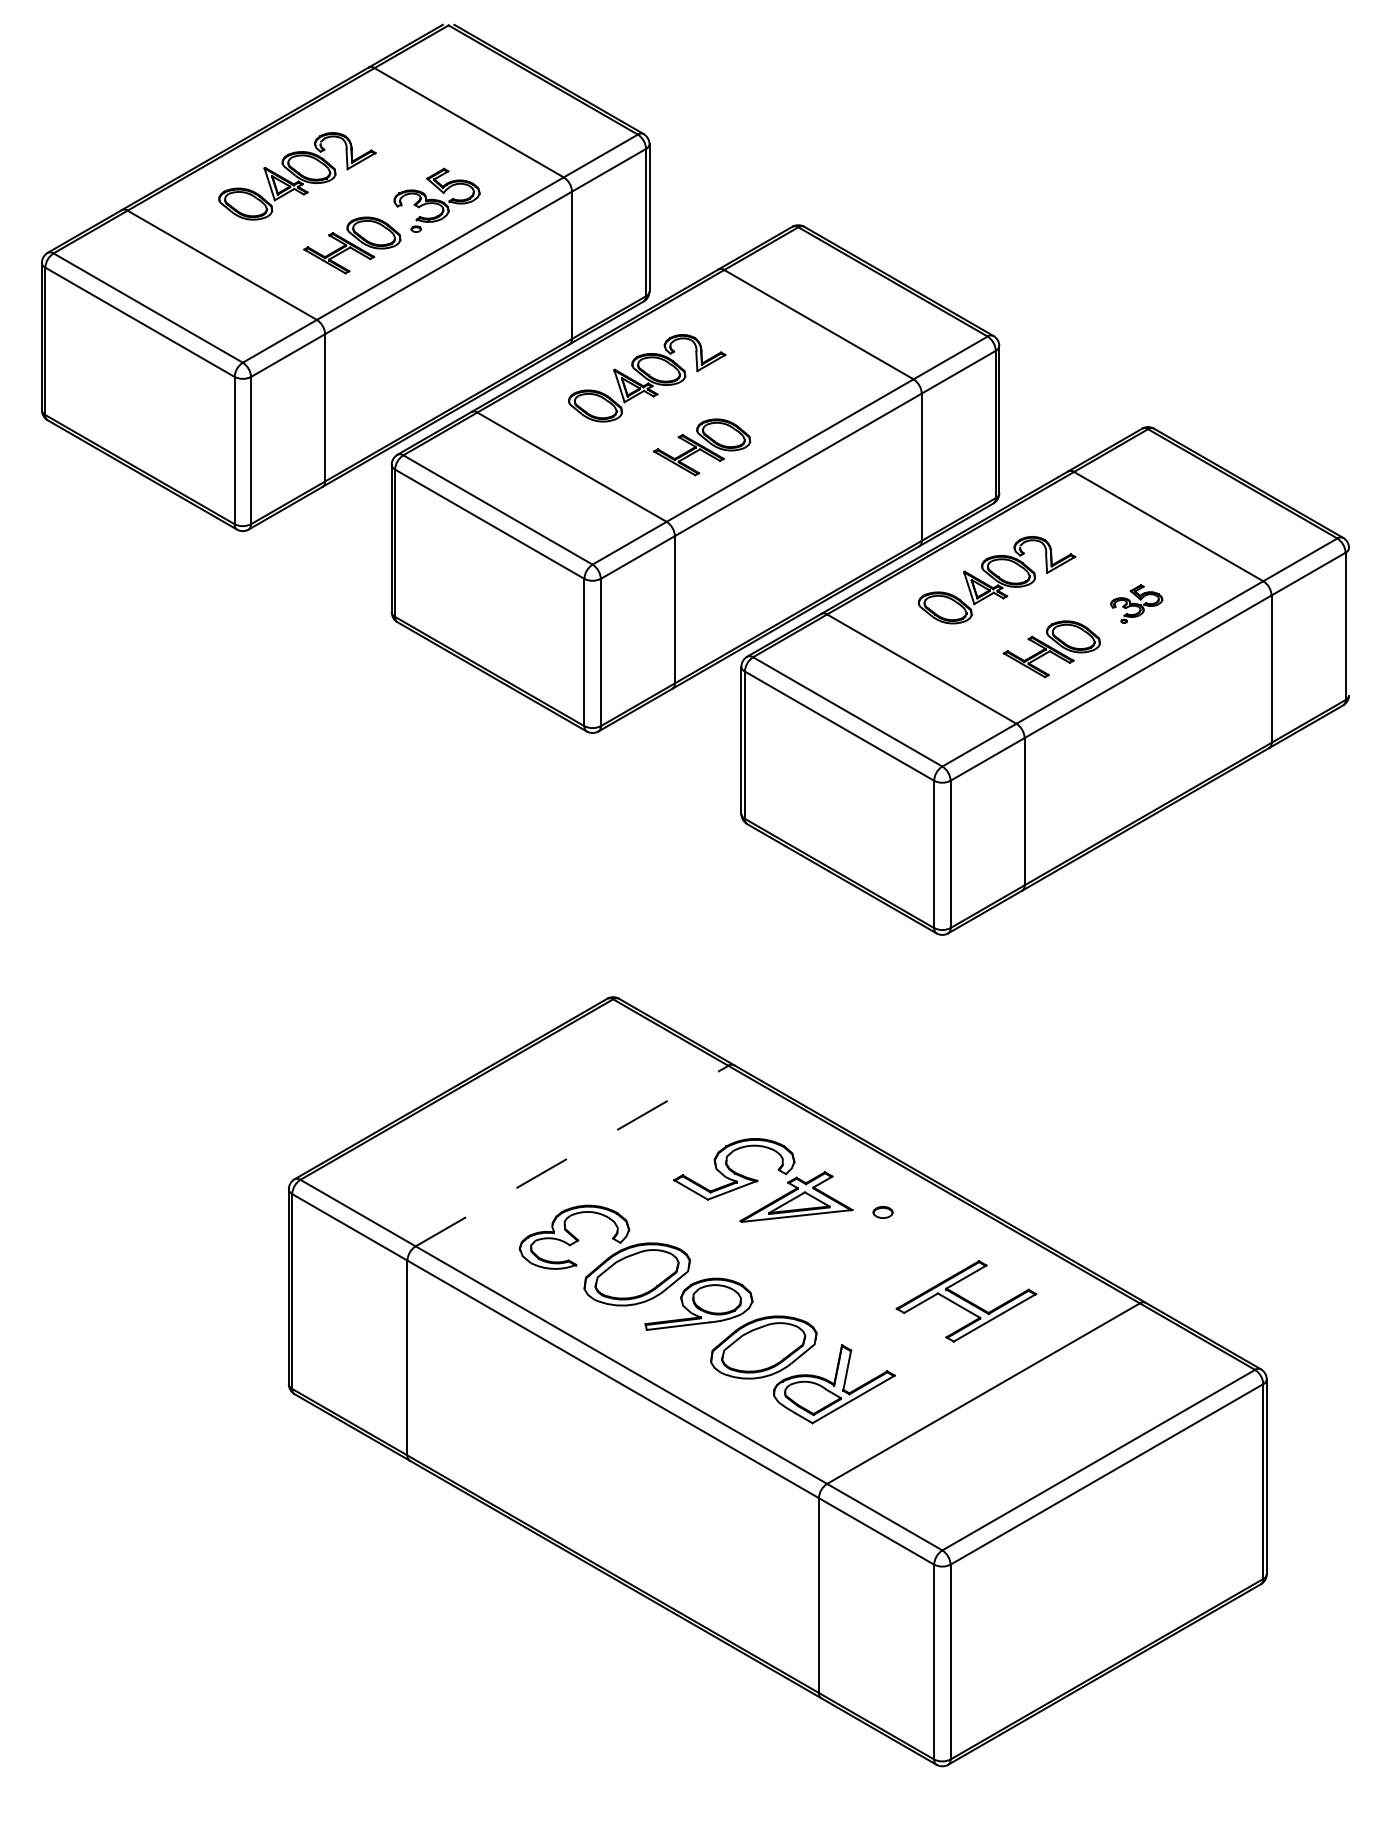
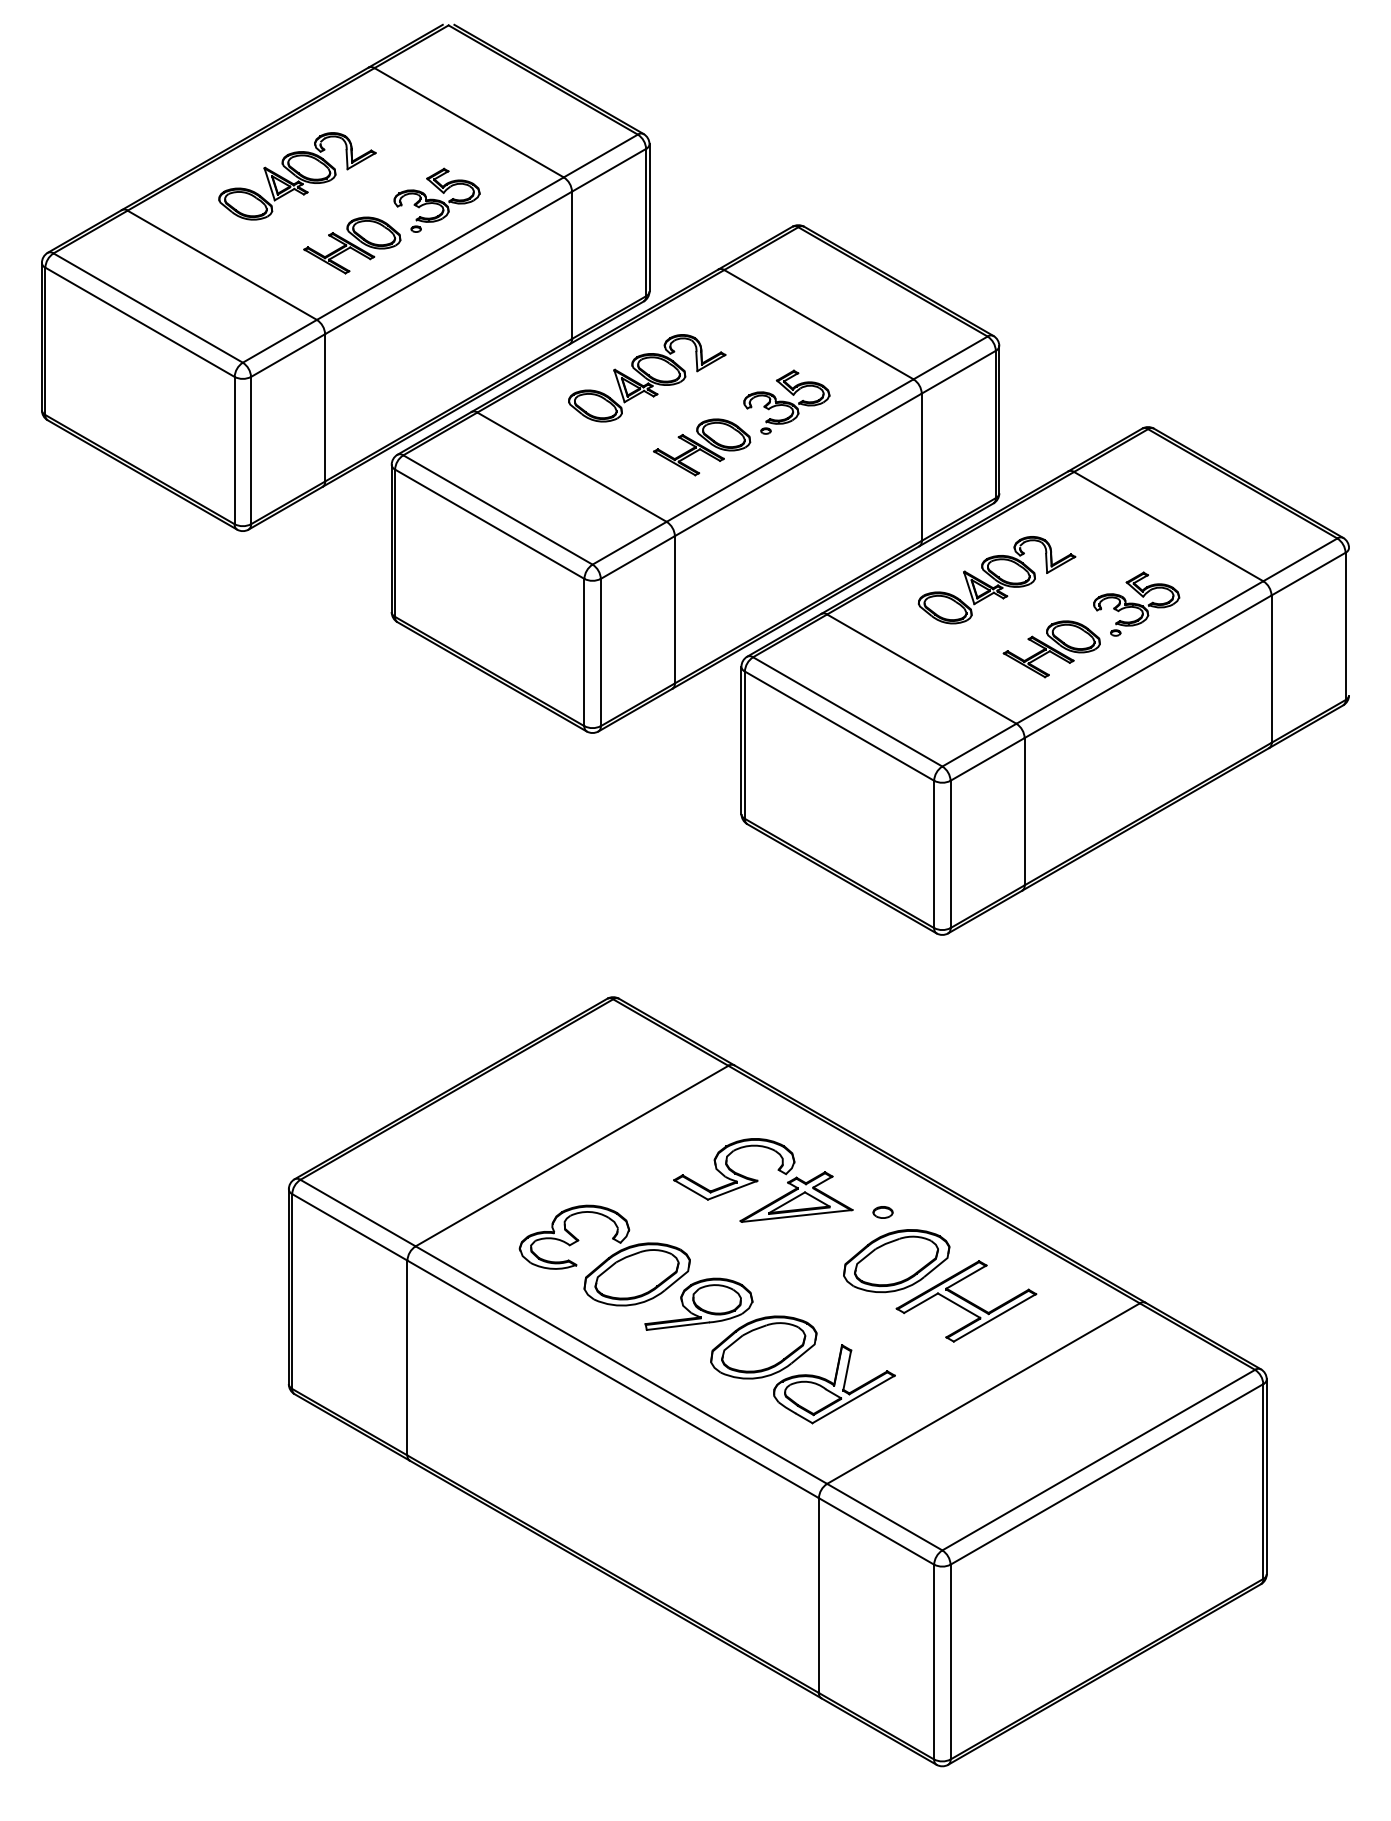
part: none -> present (786, 401)
part size: 54x40 px -> 88x66 px (1136, 603)
line: dashed -> solid (572, 1156)
part: none -> present (896, 1261)
